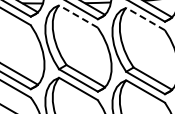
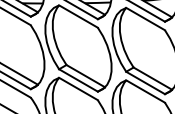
line: dashed -> solid (78, 16)
line: dashed -> solid (145, 18)
